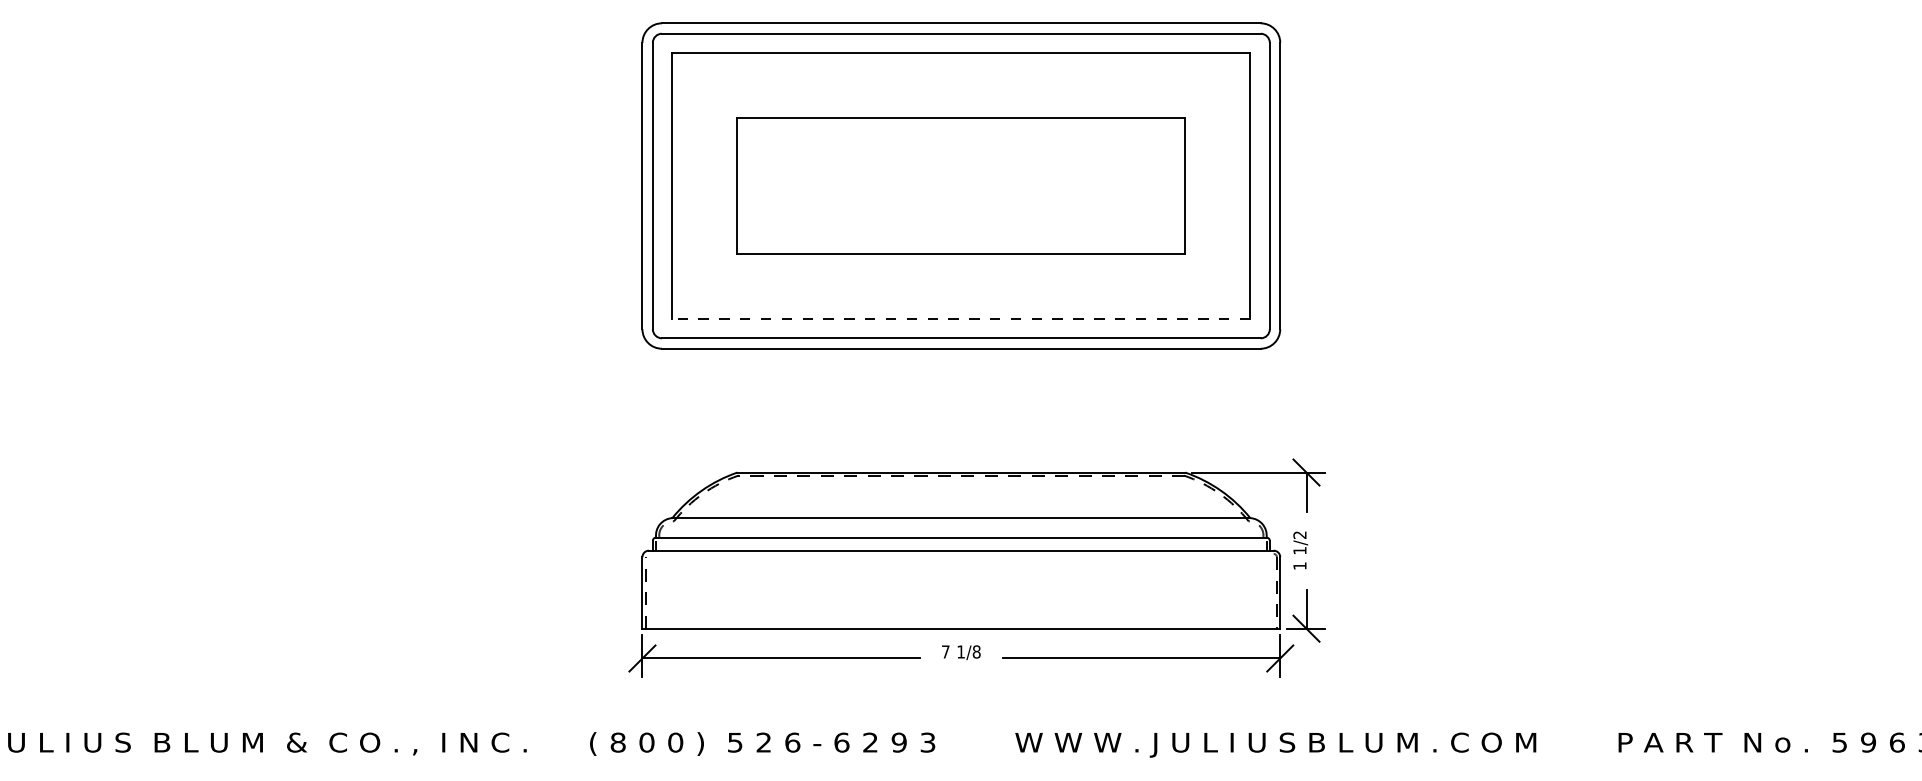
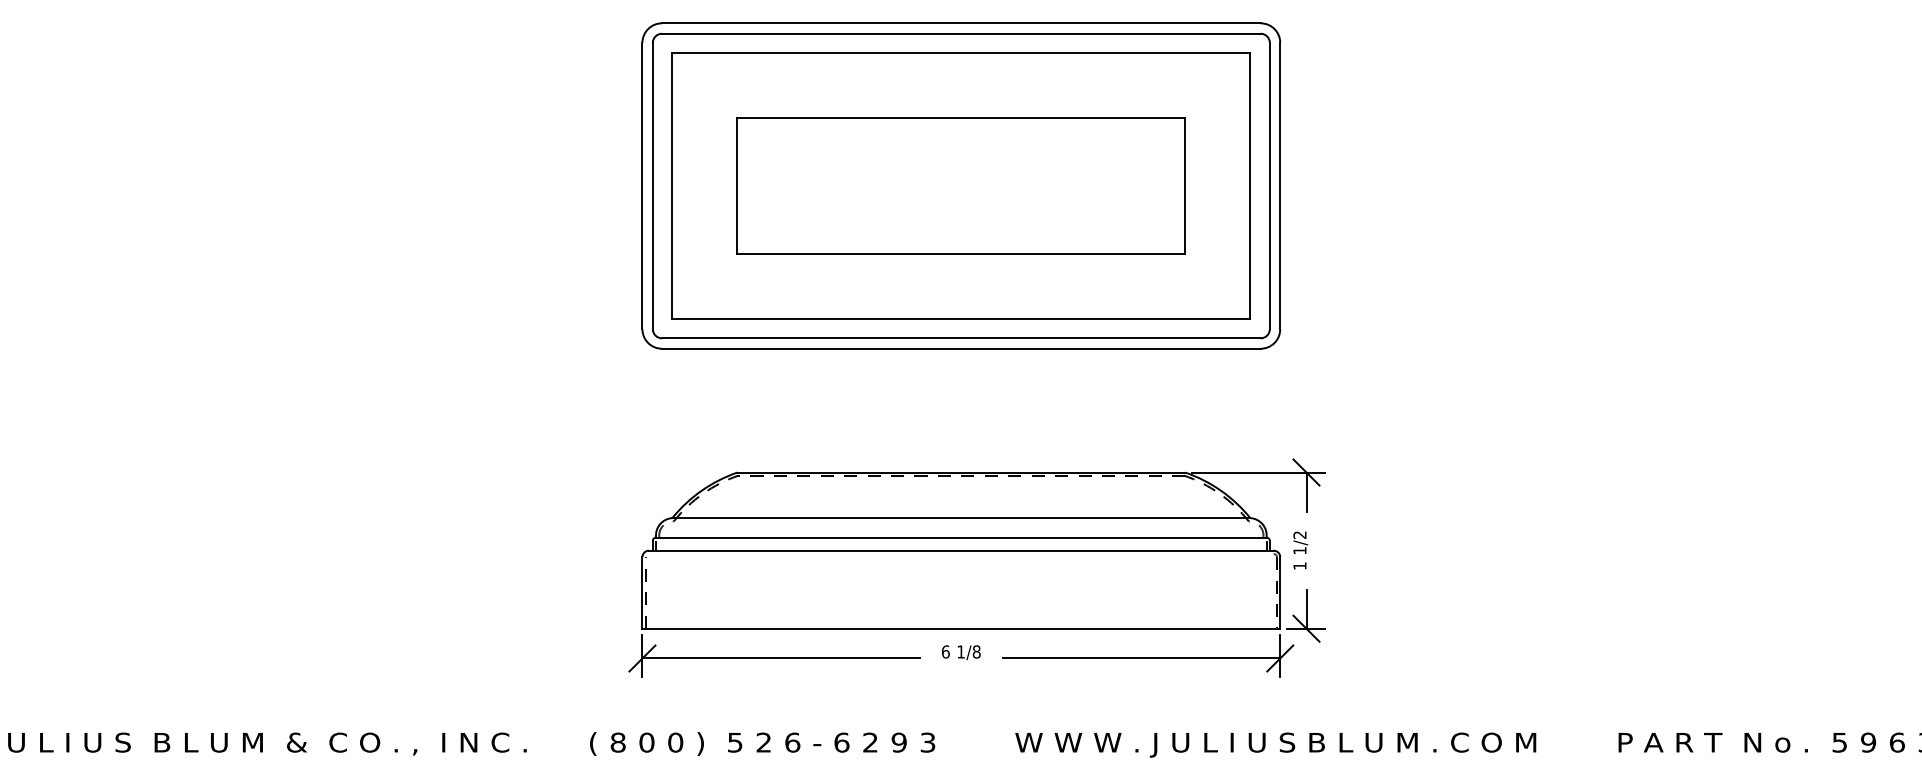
line: dashed -> solid (961, 318)
text: 7 -> 6 (945, 651)
